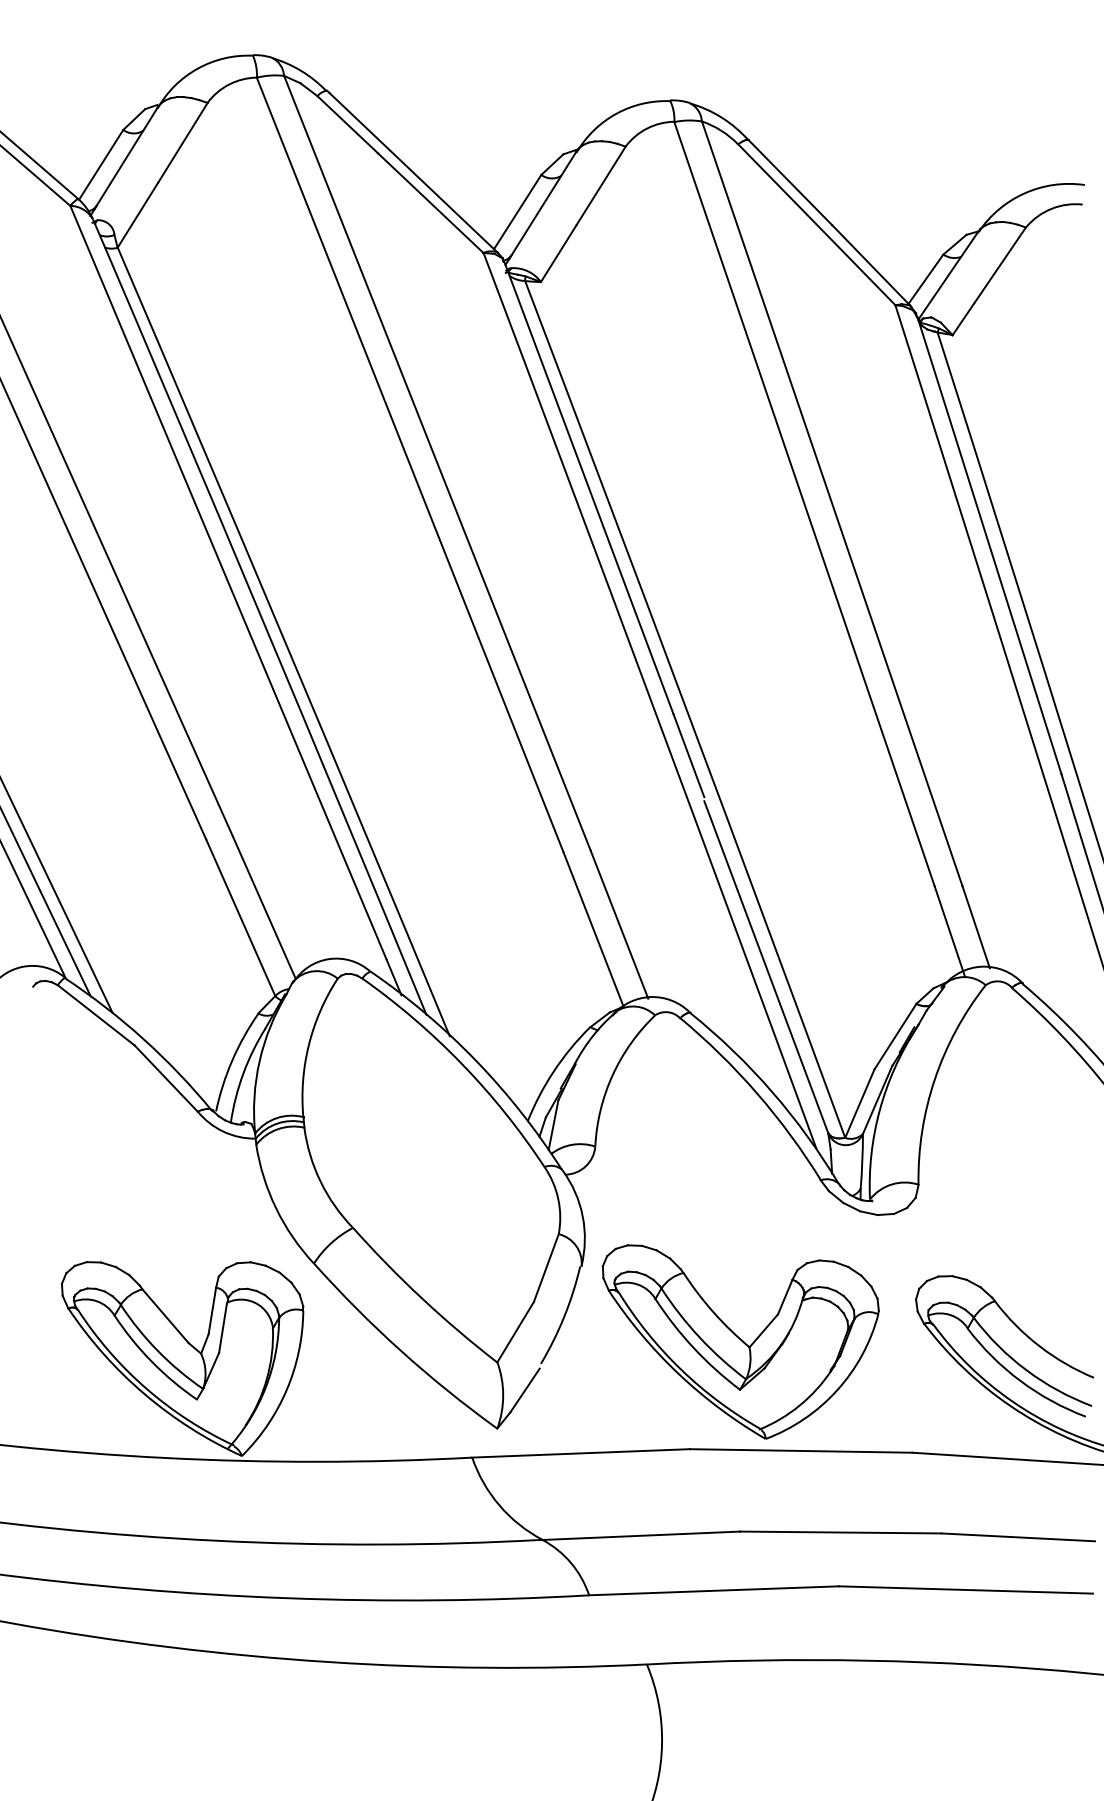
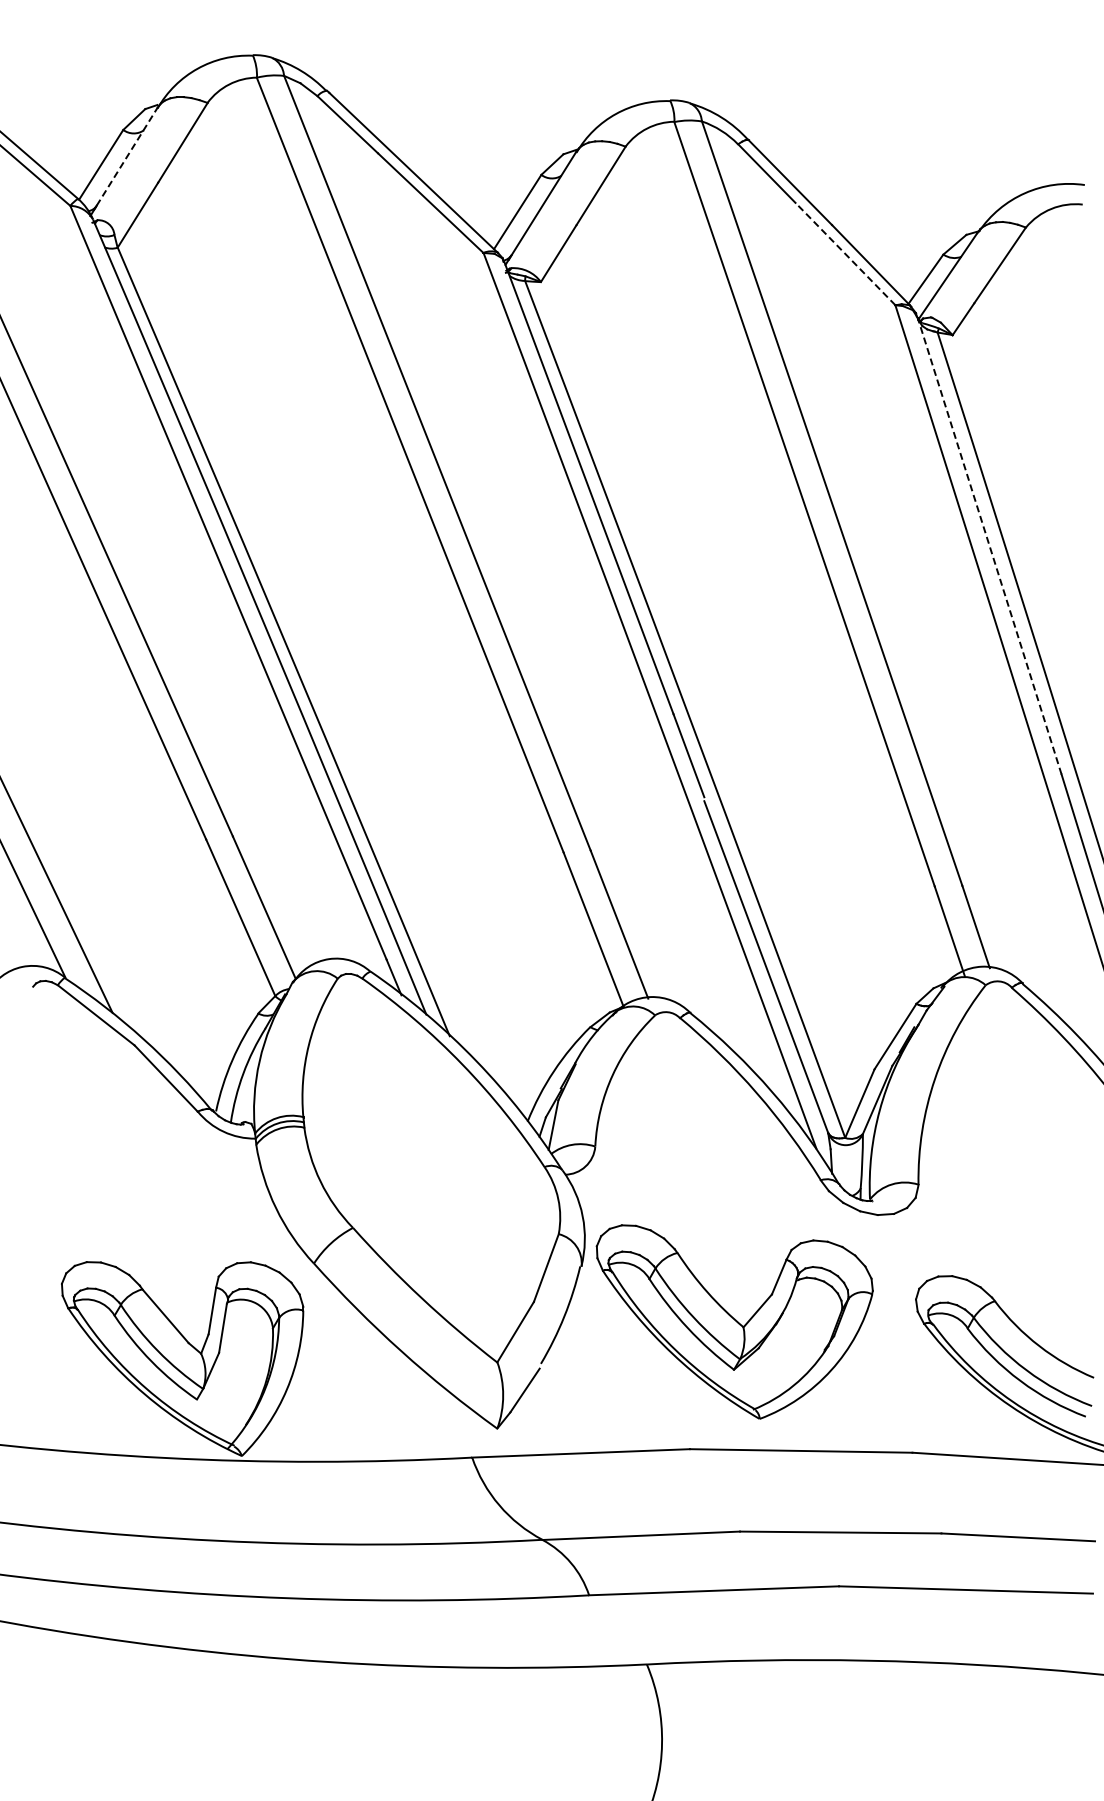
line: solid -> dashed (127, 156)
line: solid -> dashed (845, 254)
line: solid -> dashed (989, 545)
line: present -> none (46, 903)
part position: (740, 1341) -> (734, 1321) (734, 1321)
